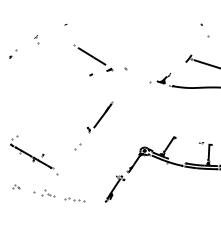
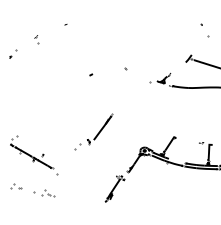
part: present -> none (93, 57)
part position: (100, 117) -> (100, 129) (100, 129)
part size: 9x6 px -> 13x7 px (16, 186)
part: present -> none (74, 199)
